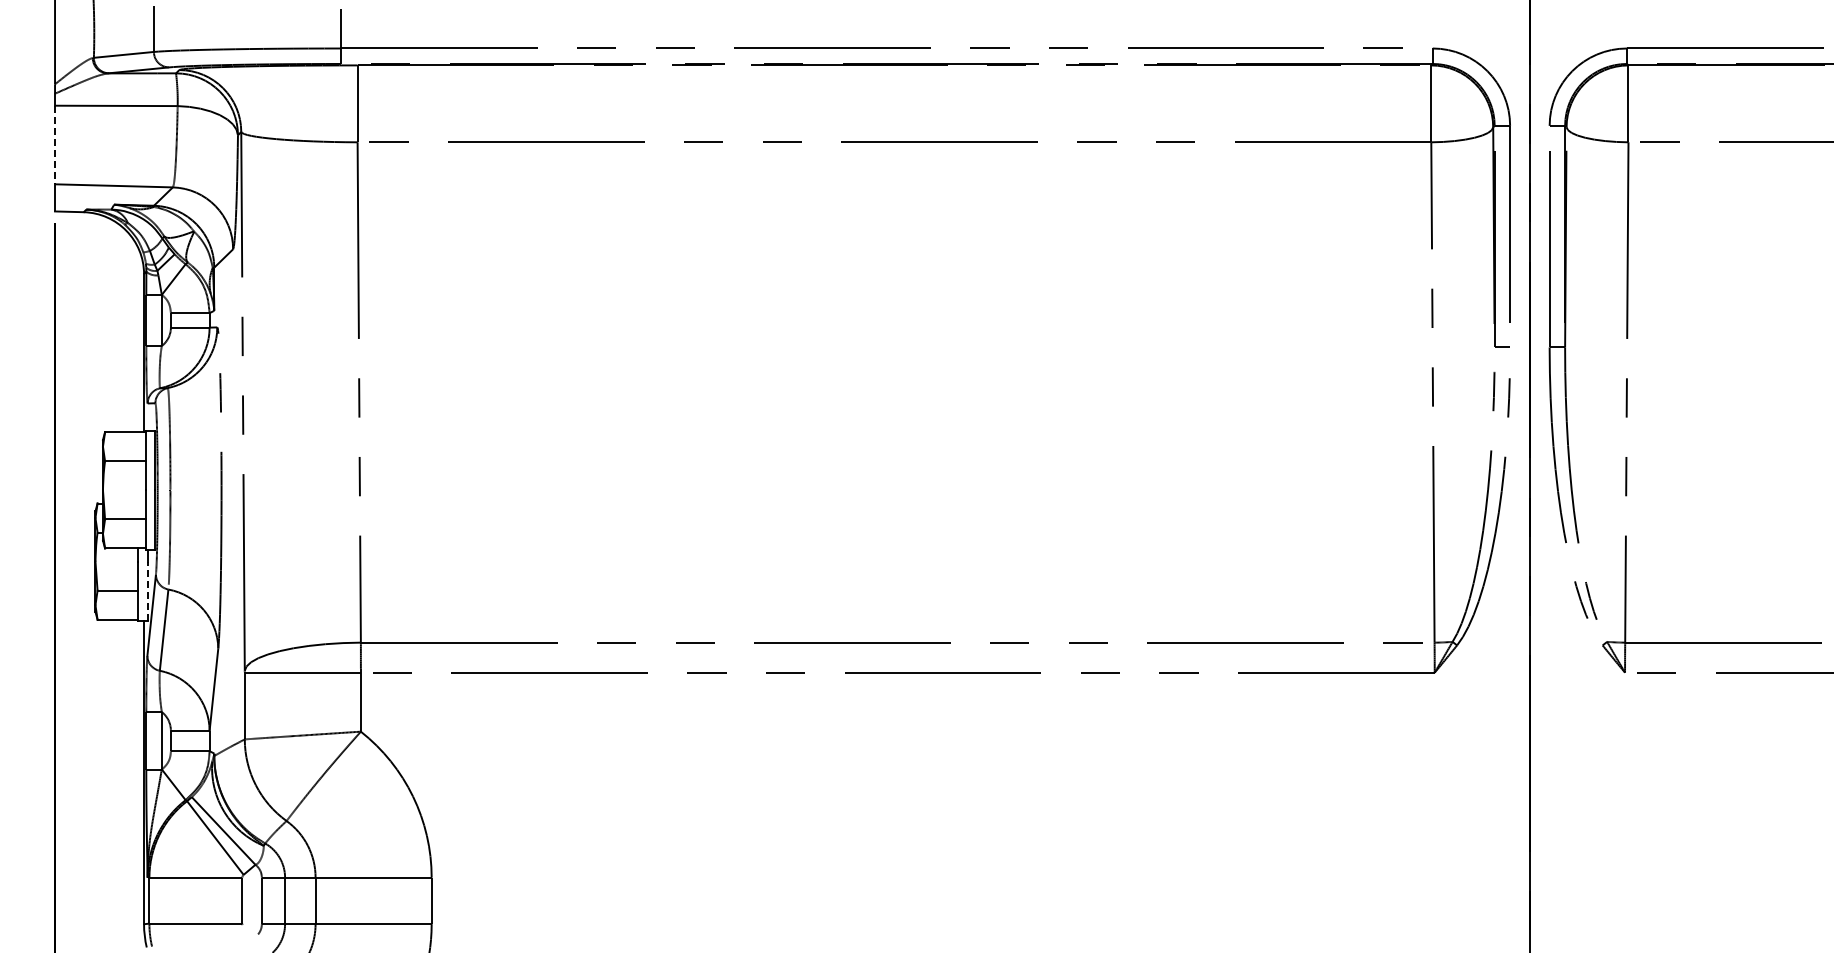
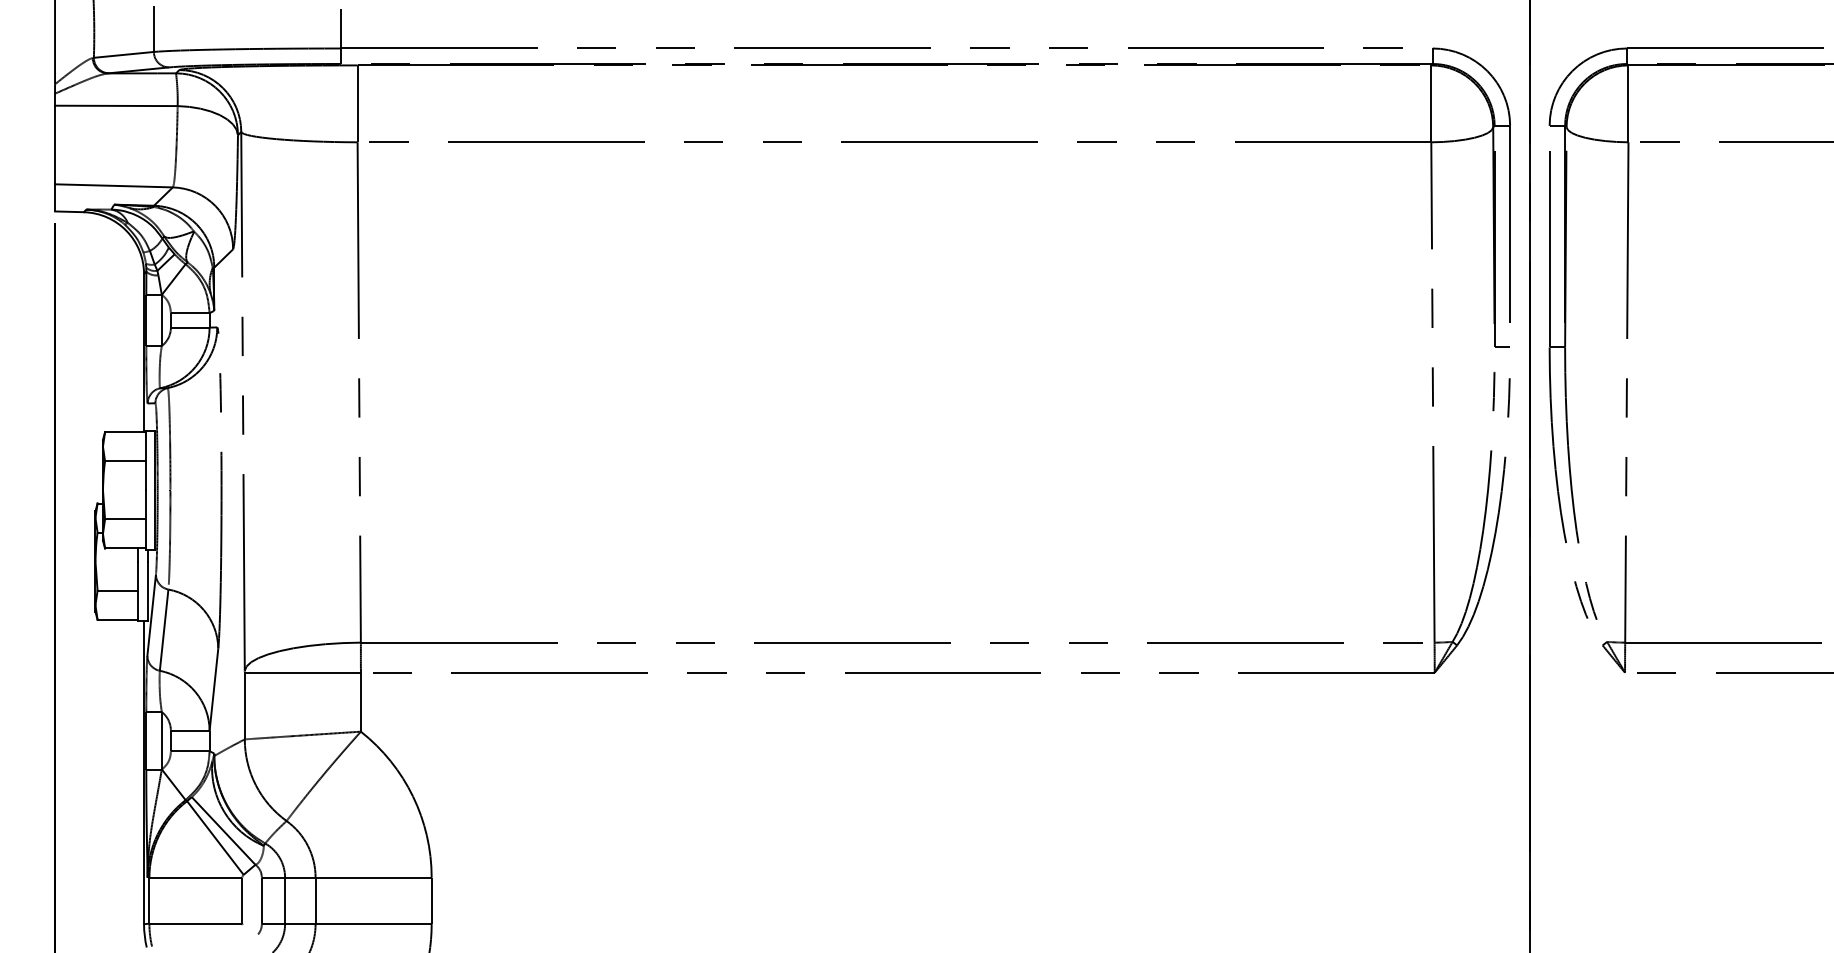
line: dashed -> solid (55, 145)
line: dashed -> solid (147, 591)
